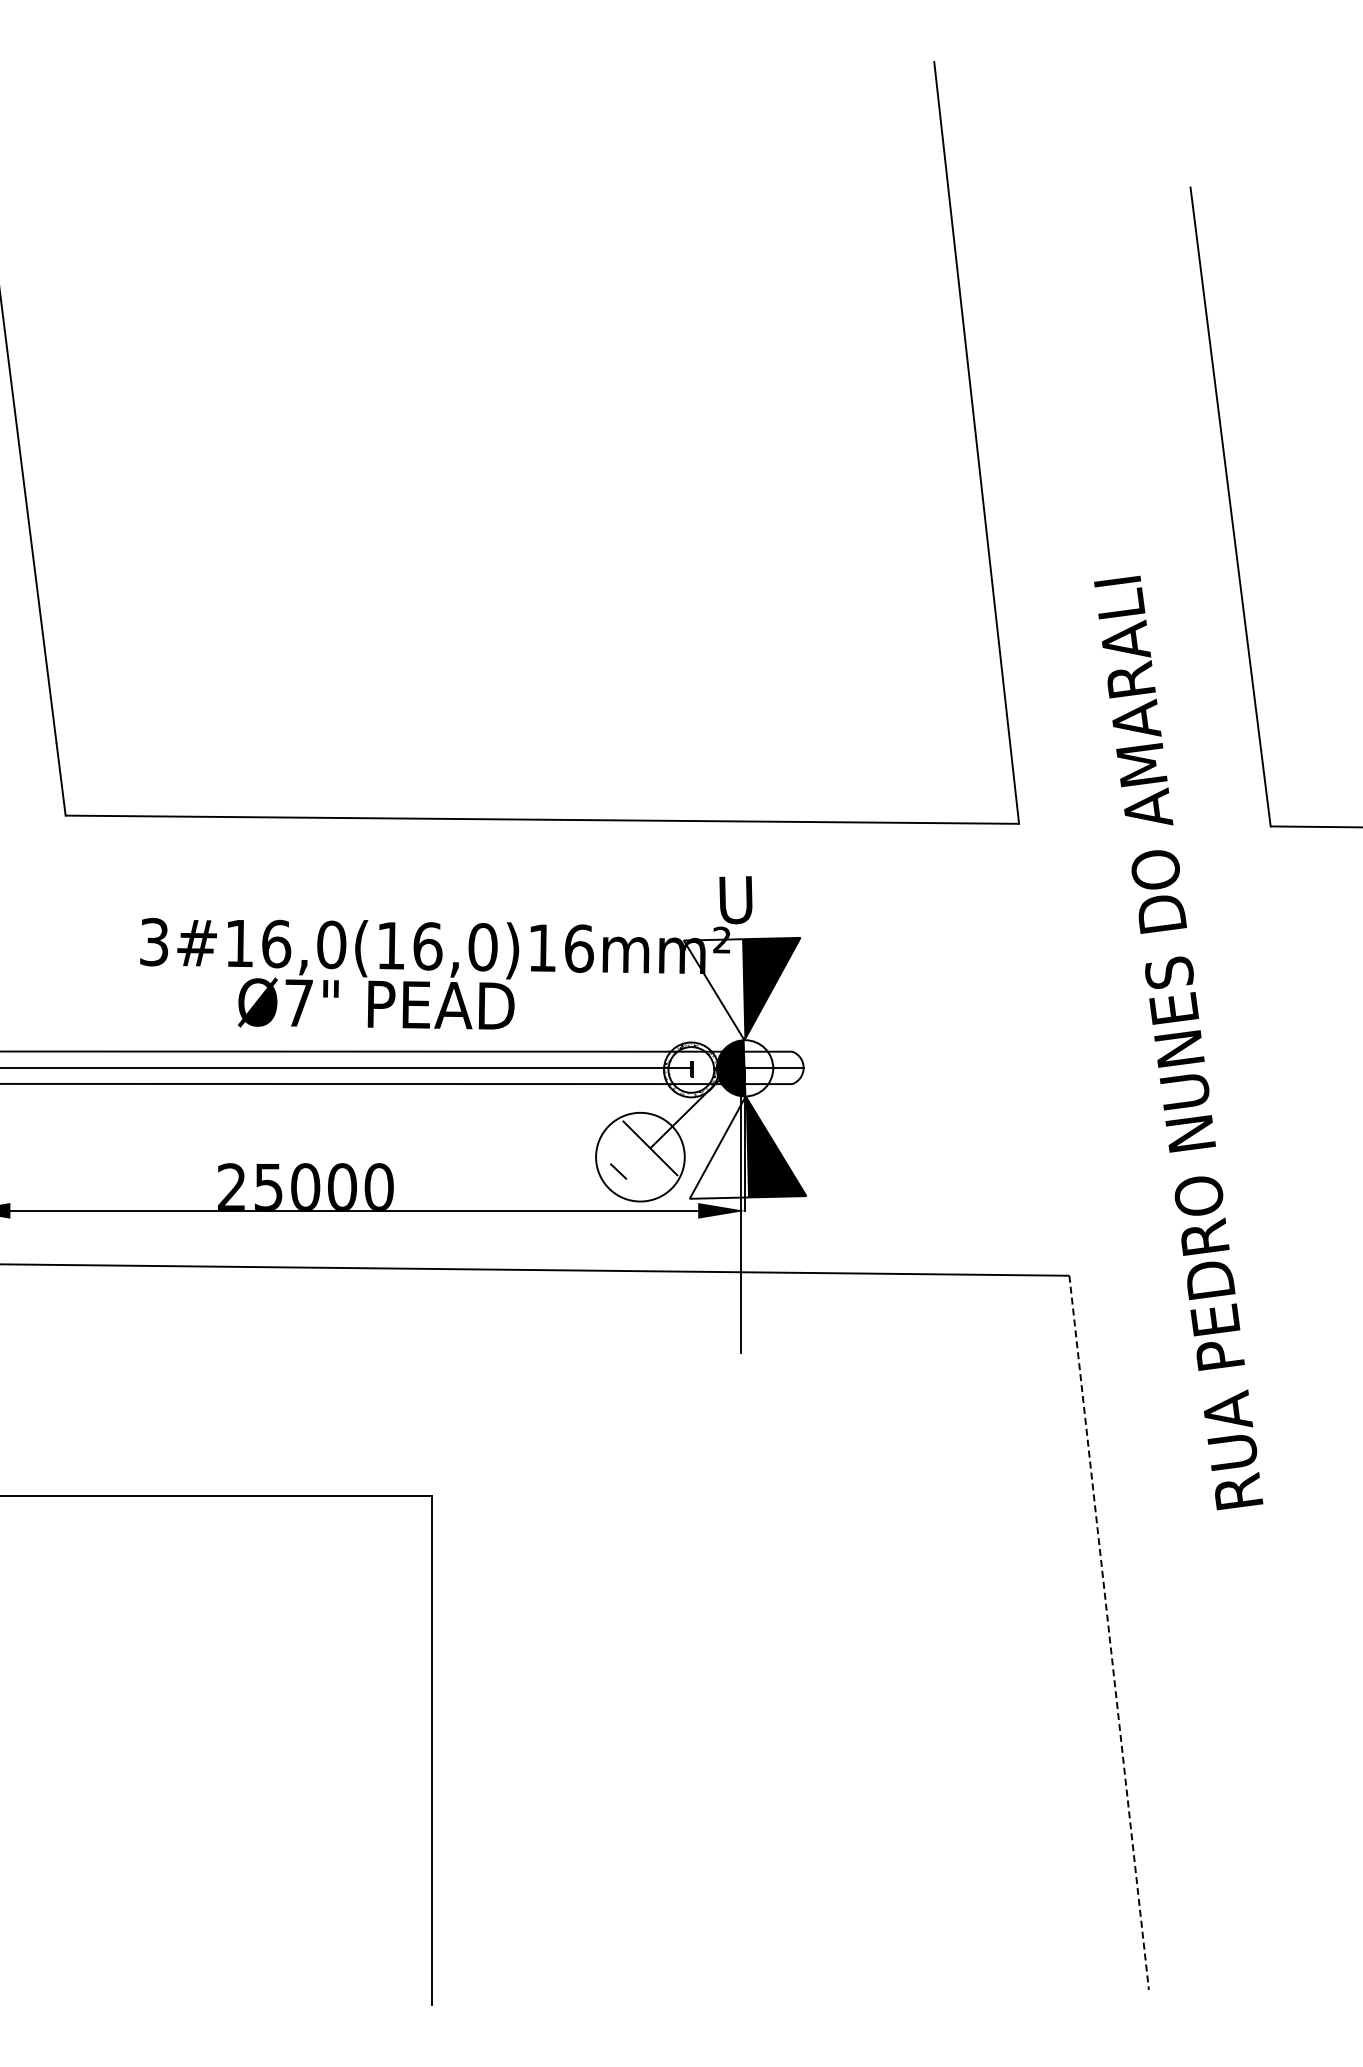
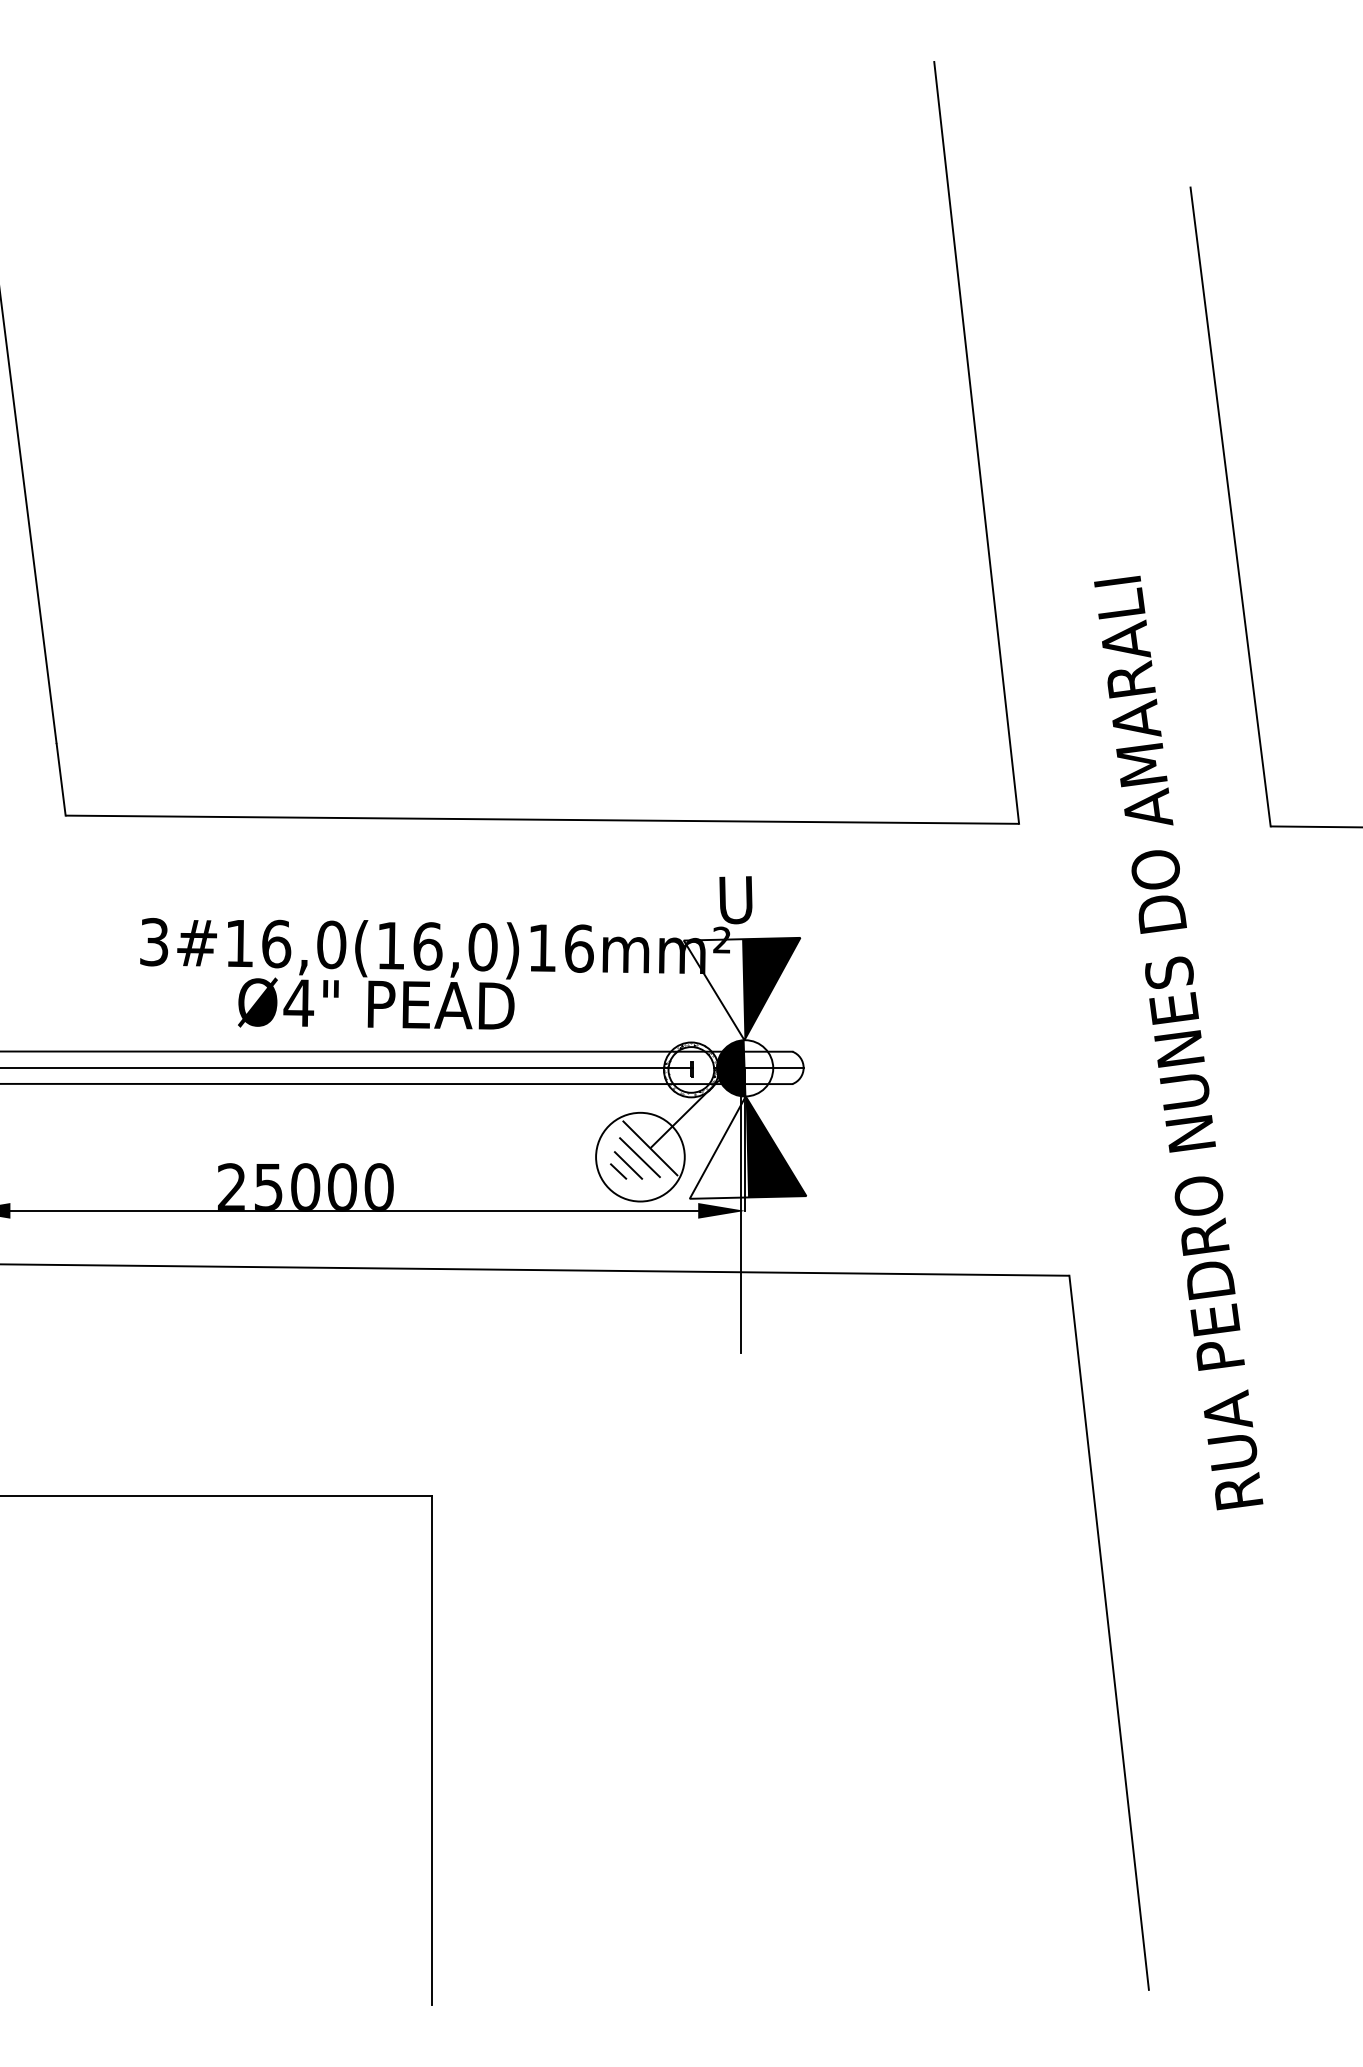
text: Ø7" -> Ø4" (298, 1002)
line: none -> present (639, 1157)
line: none -> present (628, 1165)
line: dashed -> solid (1109, 1633)
